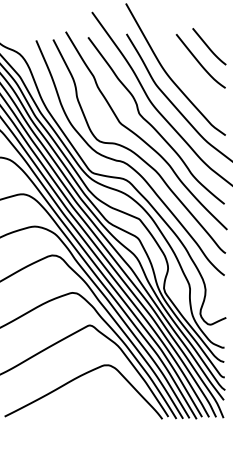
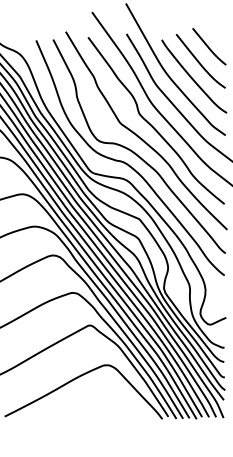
curve: none -> present (192, 77)
